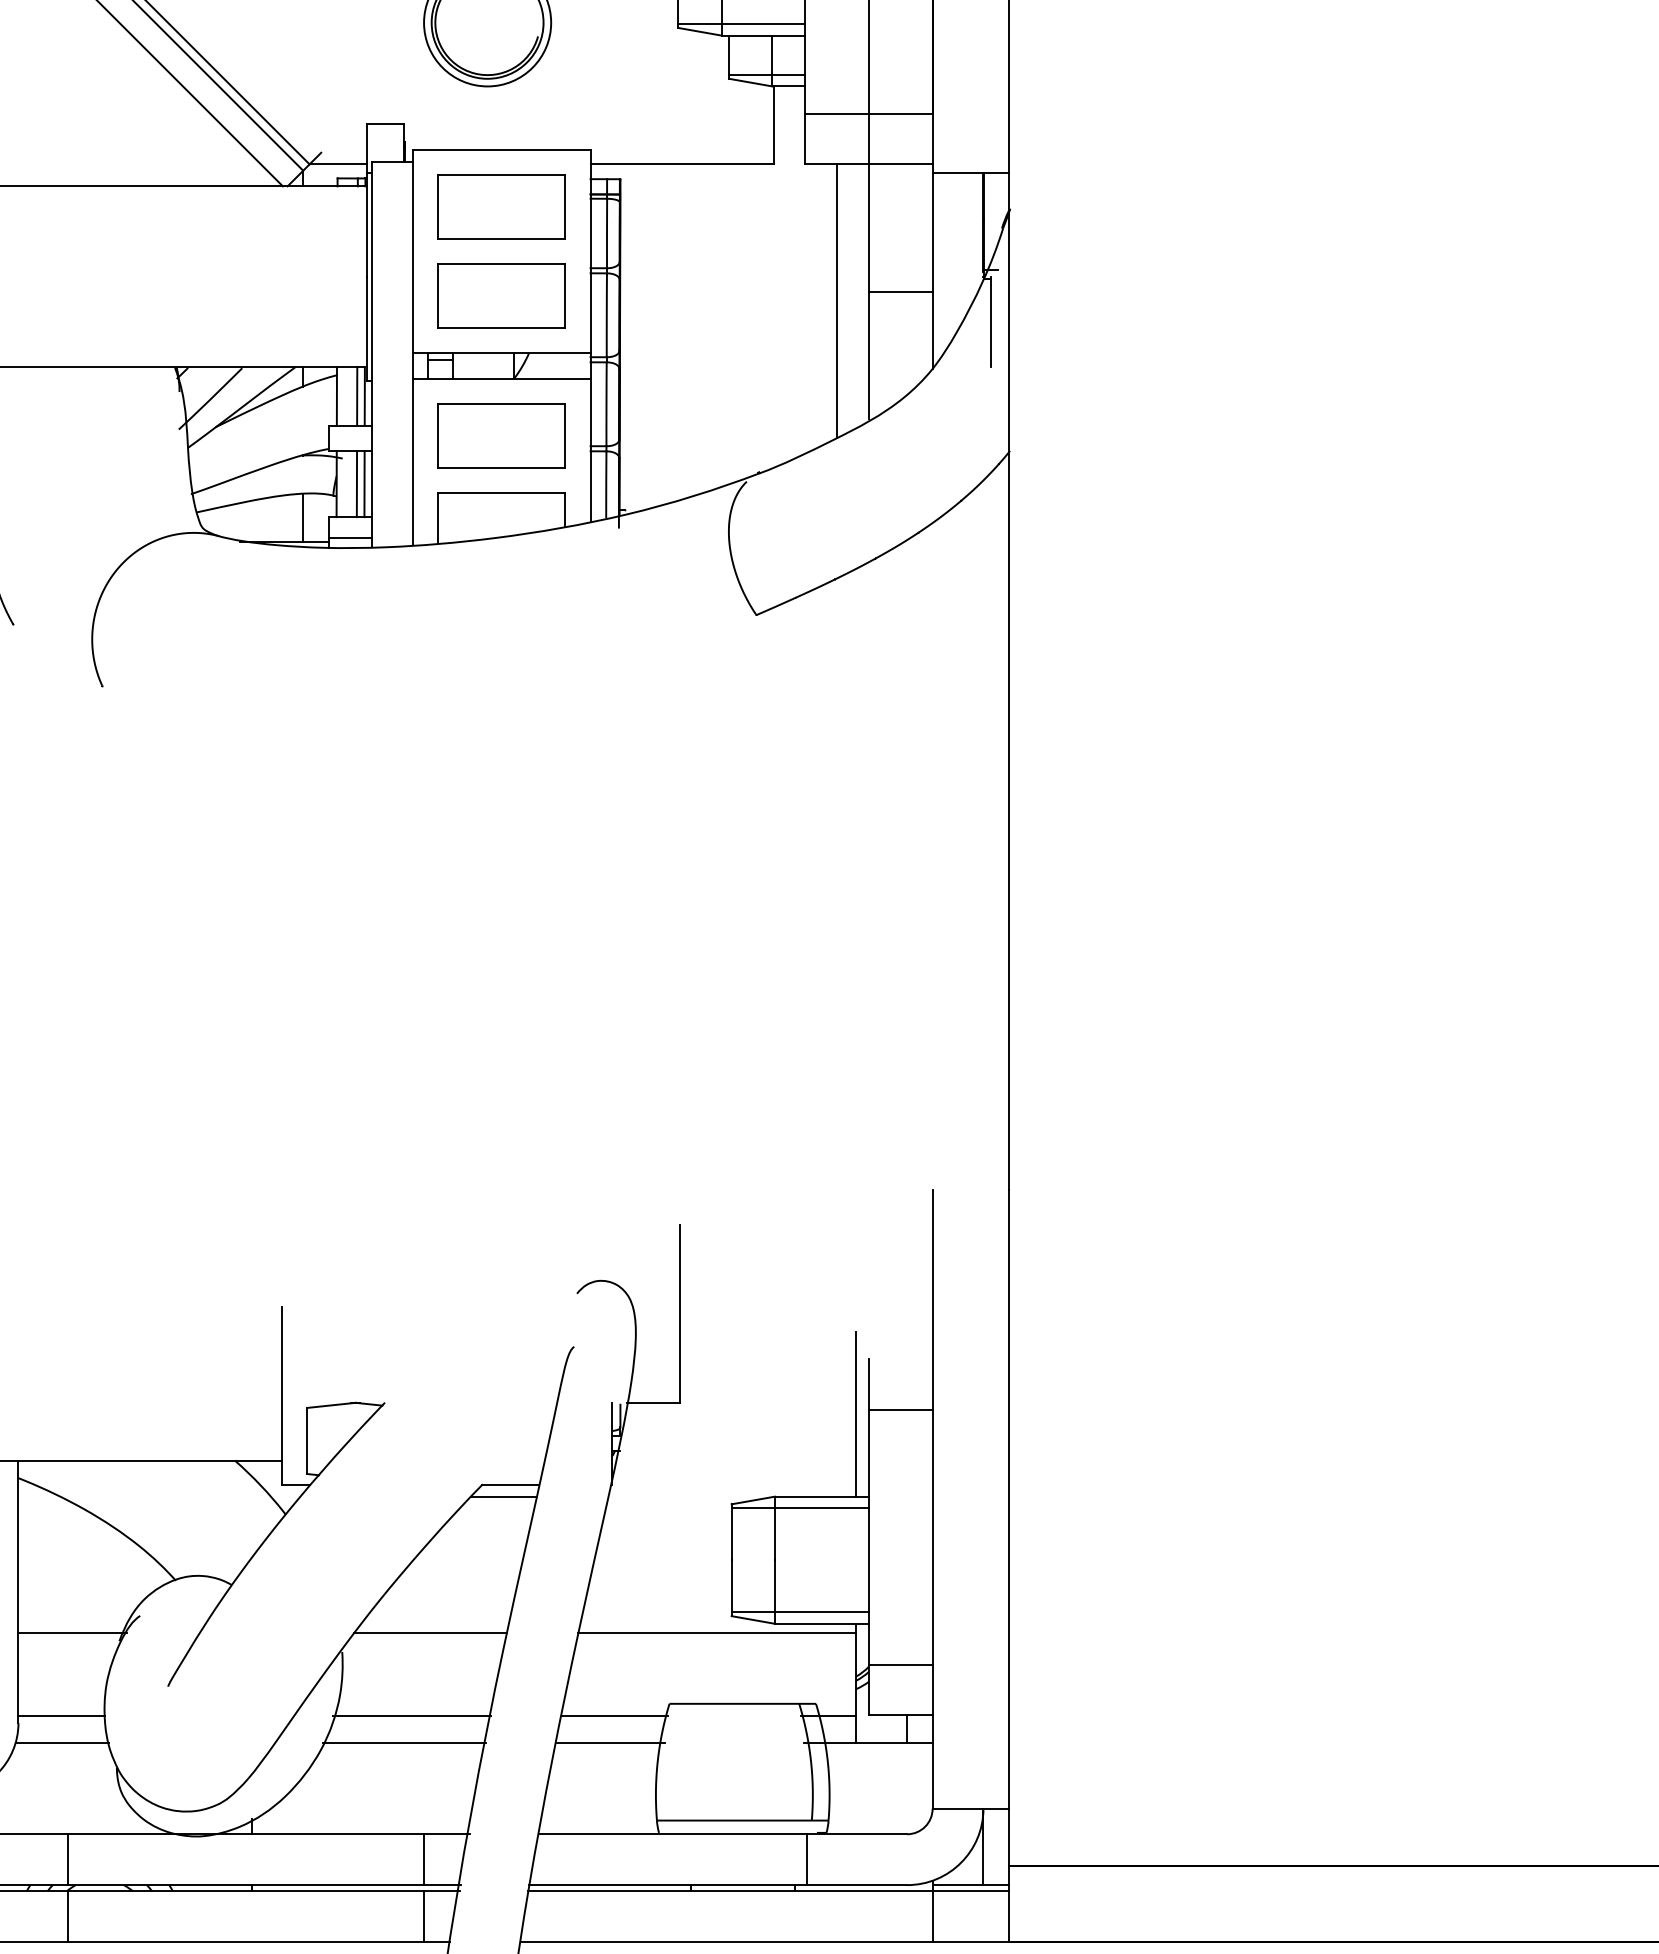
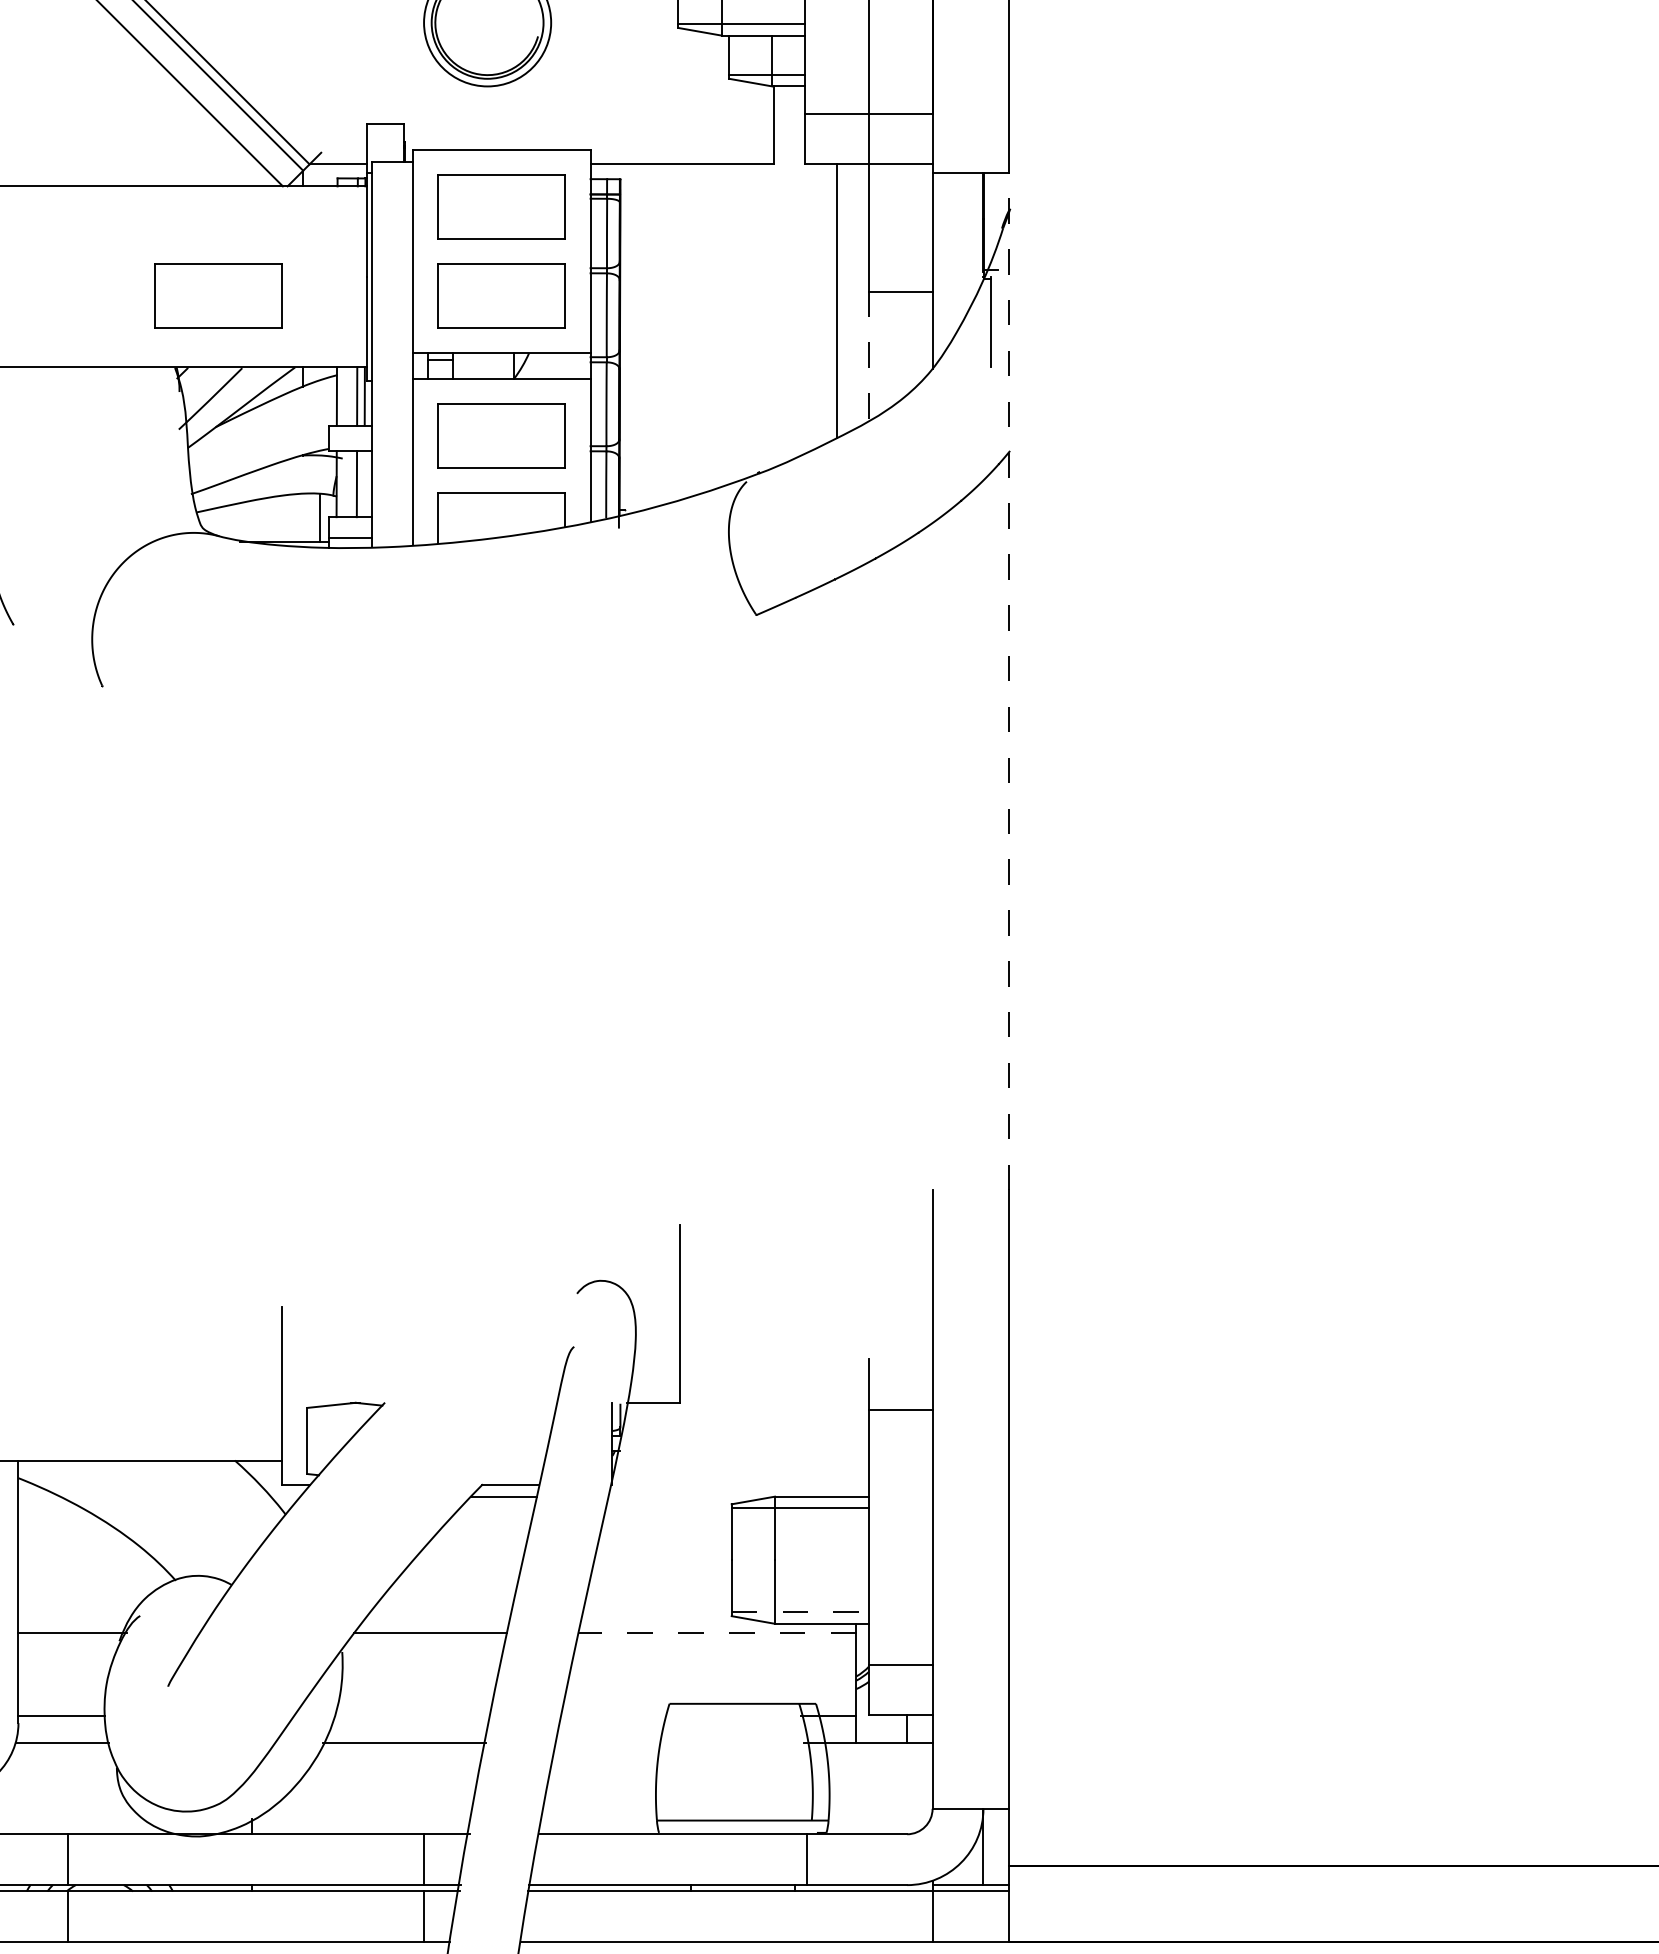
part: none -> present (218, 295)
line: solid -> dashed (869, 355)
line: present -> none (364, 484)
line position: (303, 517) -> (320, 517) (320, 517)
line: solid -> dashed (1008, 681)
line: present -> none (856, 1414)
line: solid -> dashed (800, 1612)
line: solid -> dashed (717, 1633)
line: present -> none (411, 1715)
line: present -> none (615, 1715)
line: present -> none (610, 1743)
